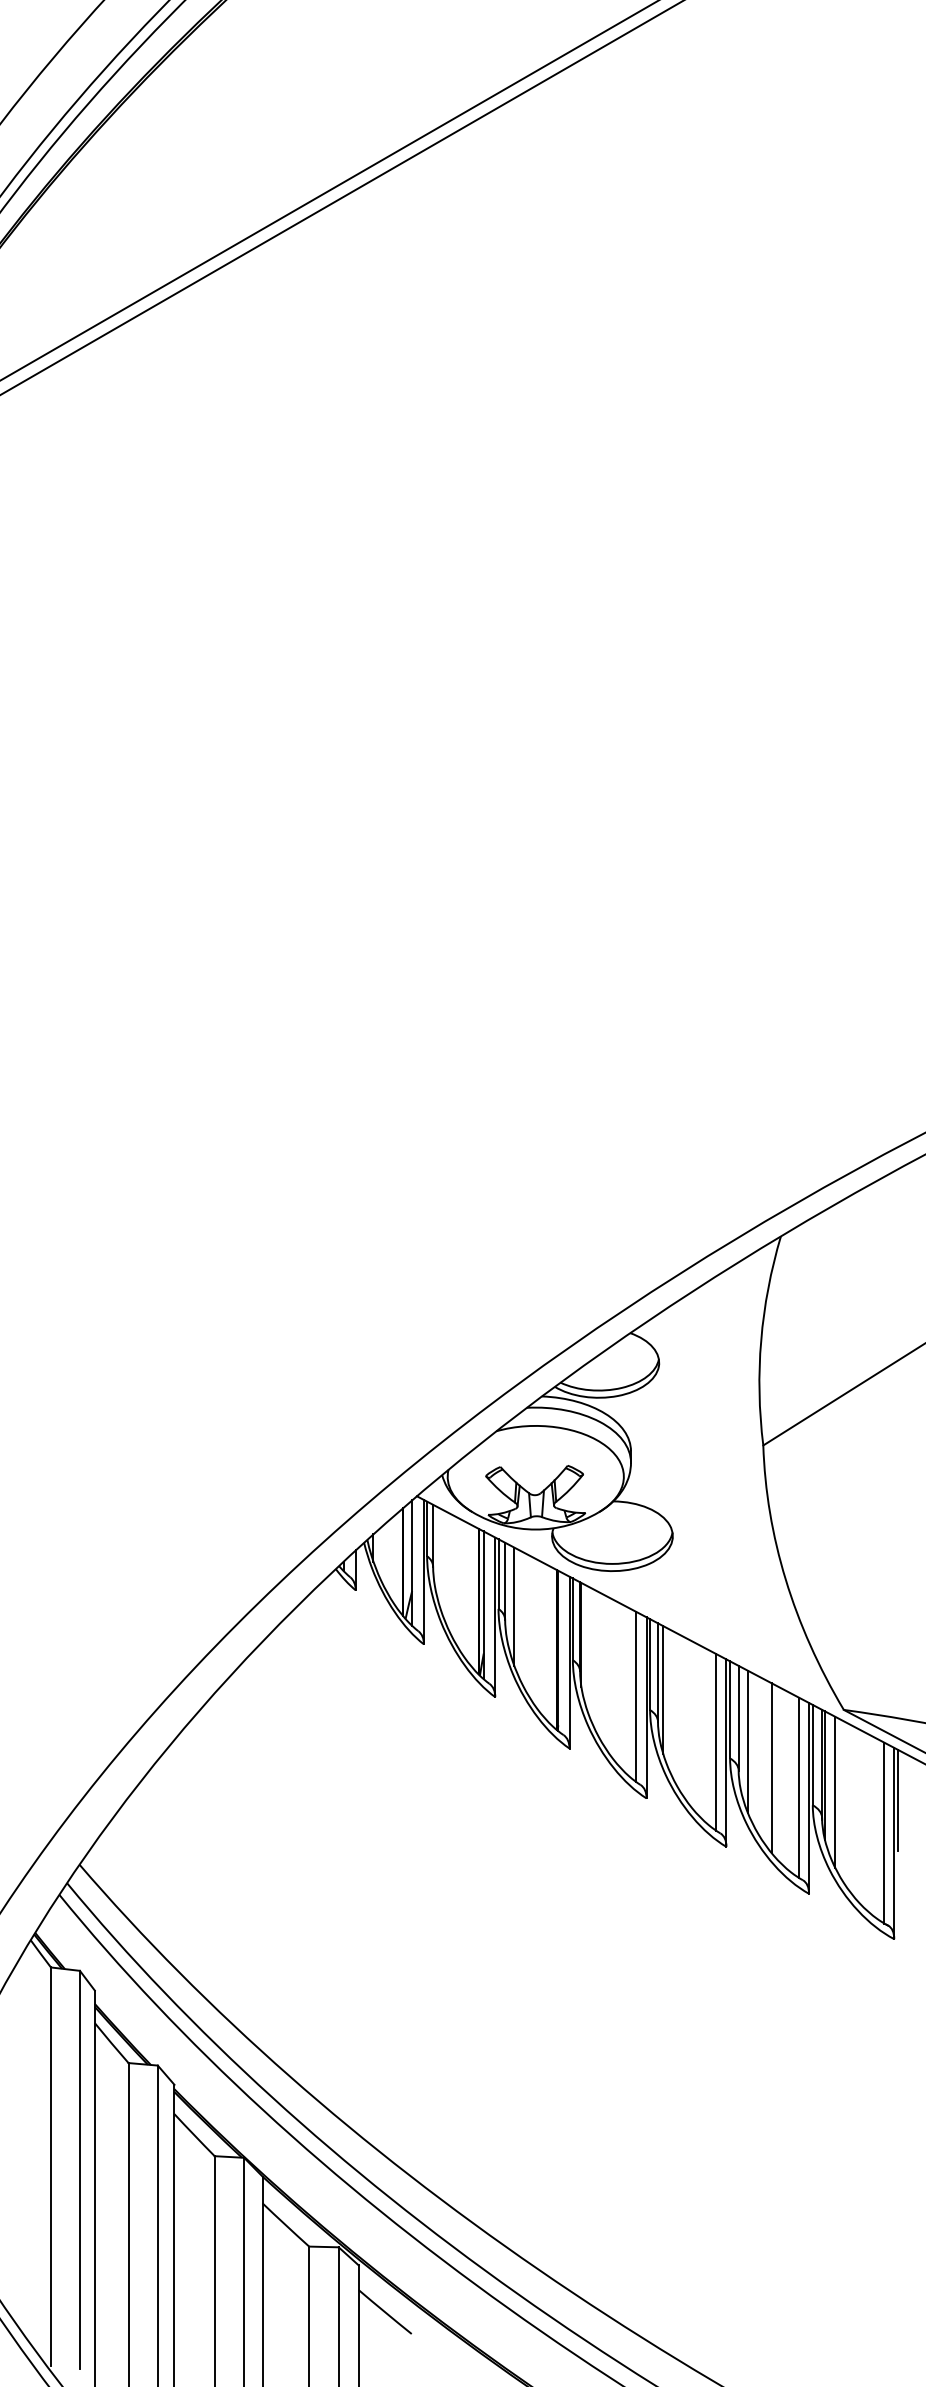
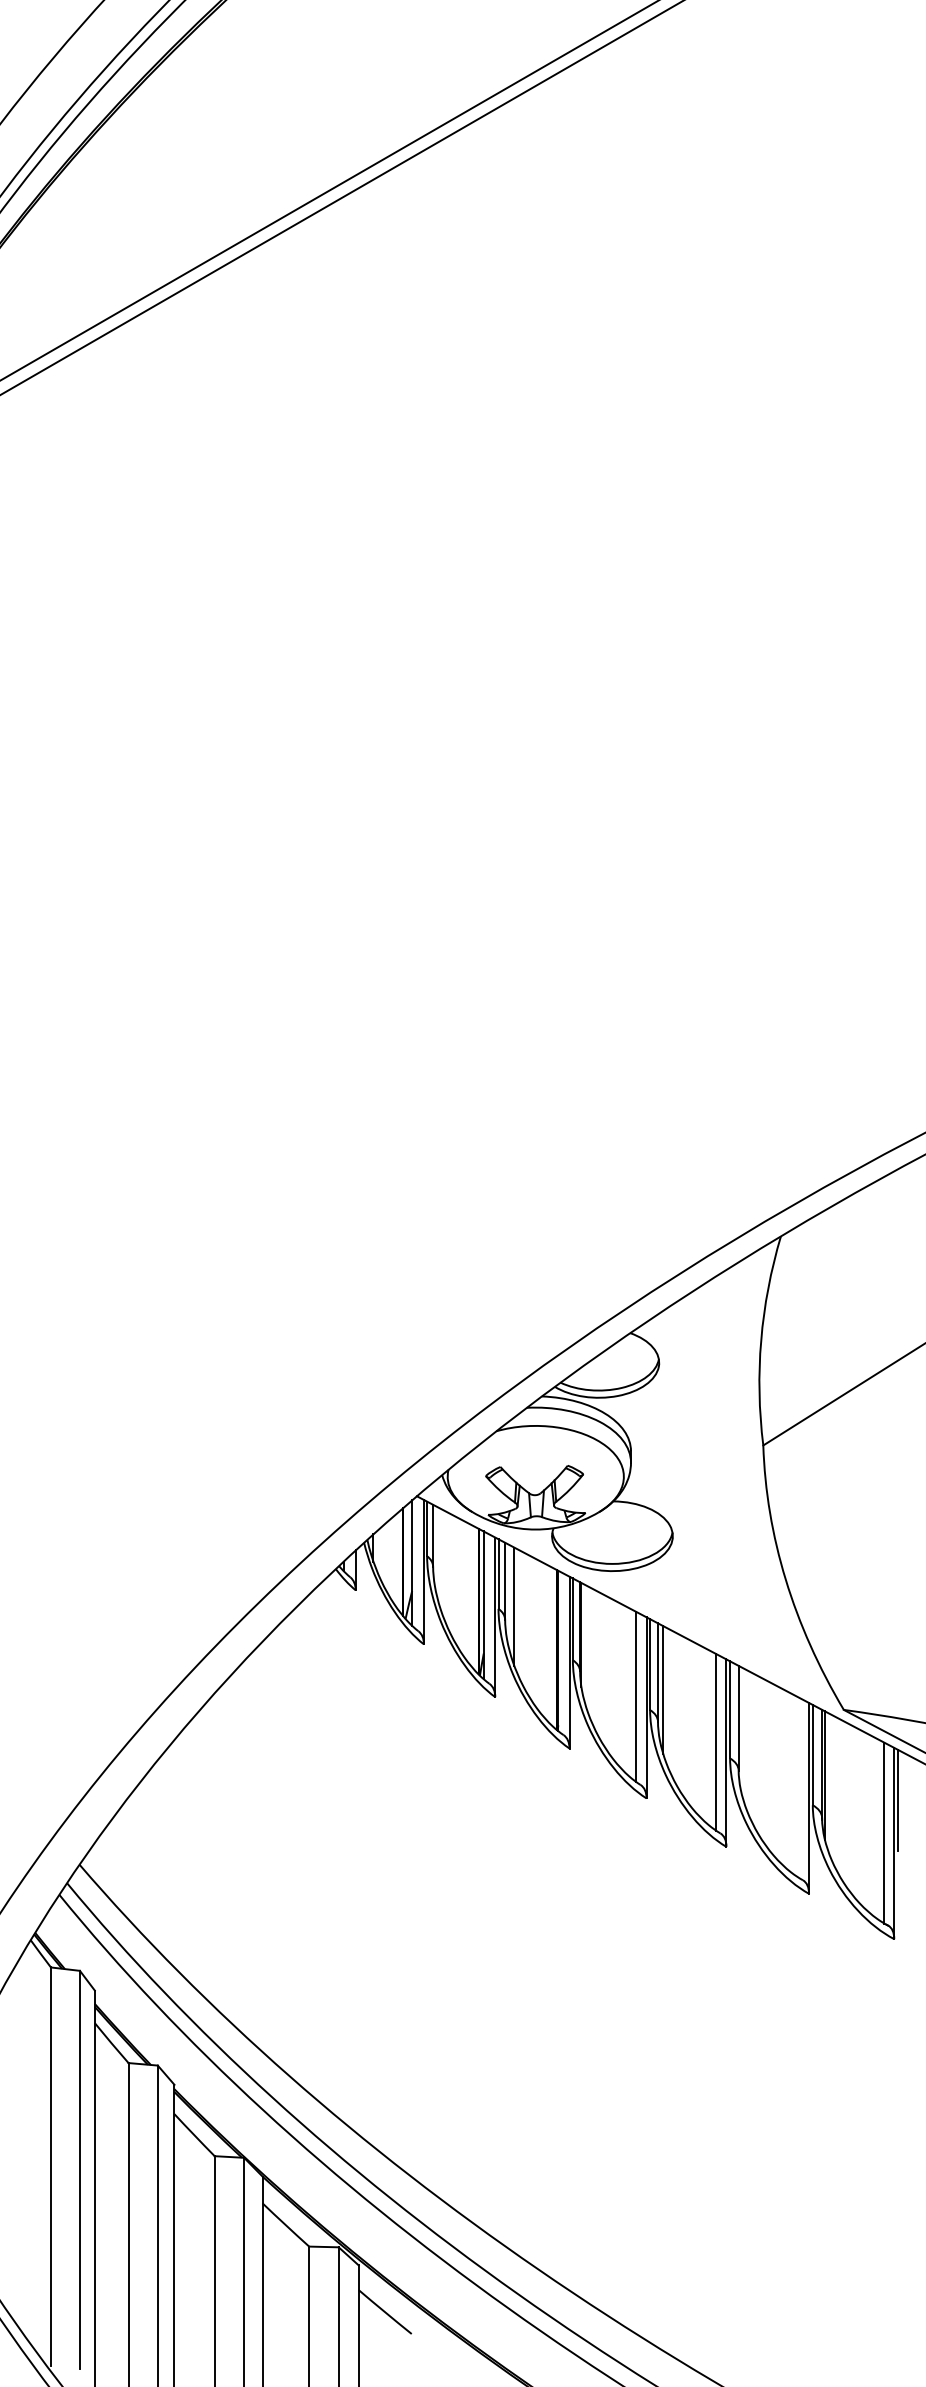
line: present -> none (747, 1741)
line: present -> none (771, 1768)
line: present -> none (798, 1787)
line: present -> none (835, 1791)
